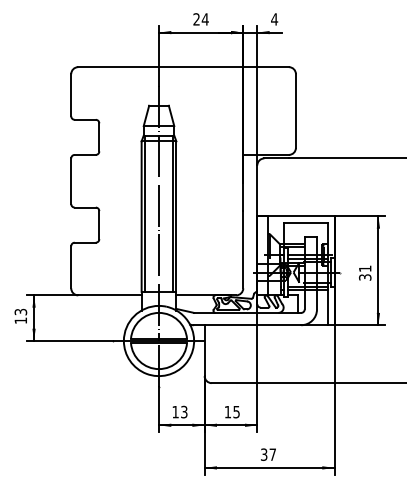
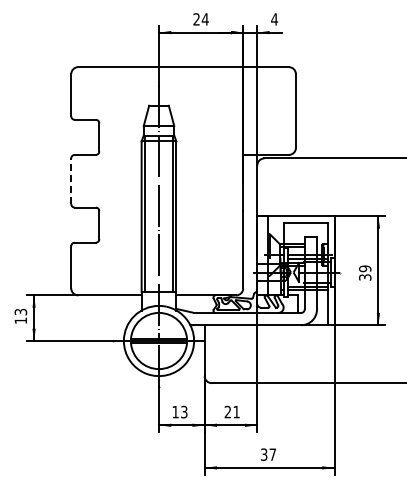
line: solid -> dashed (71, 181)
text: 31 -> 39 (365, 268)
text: 15 -> 21 (231, 411)
